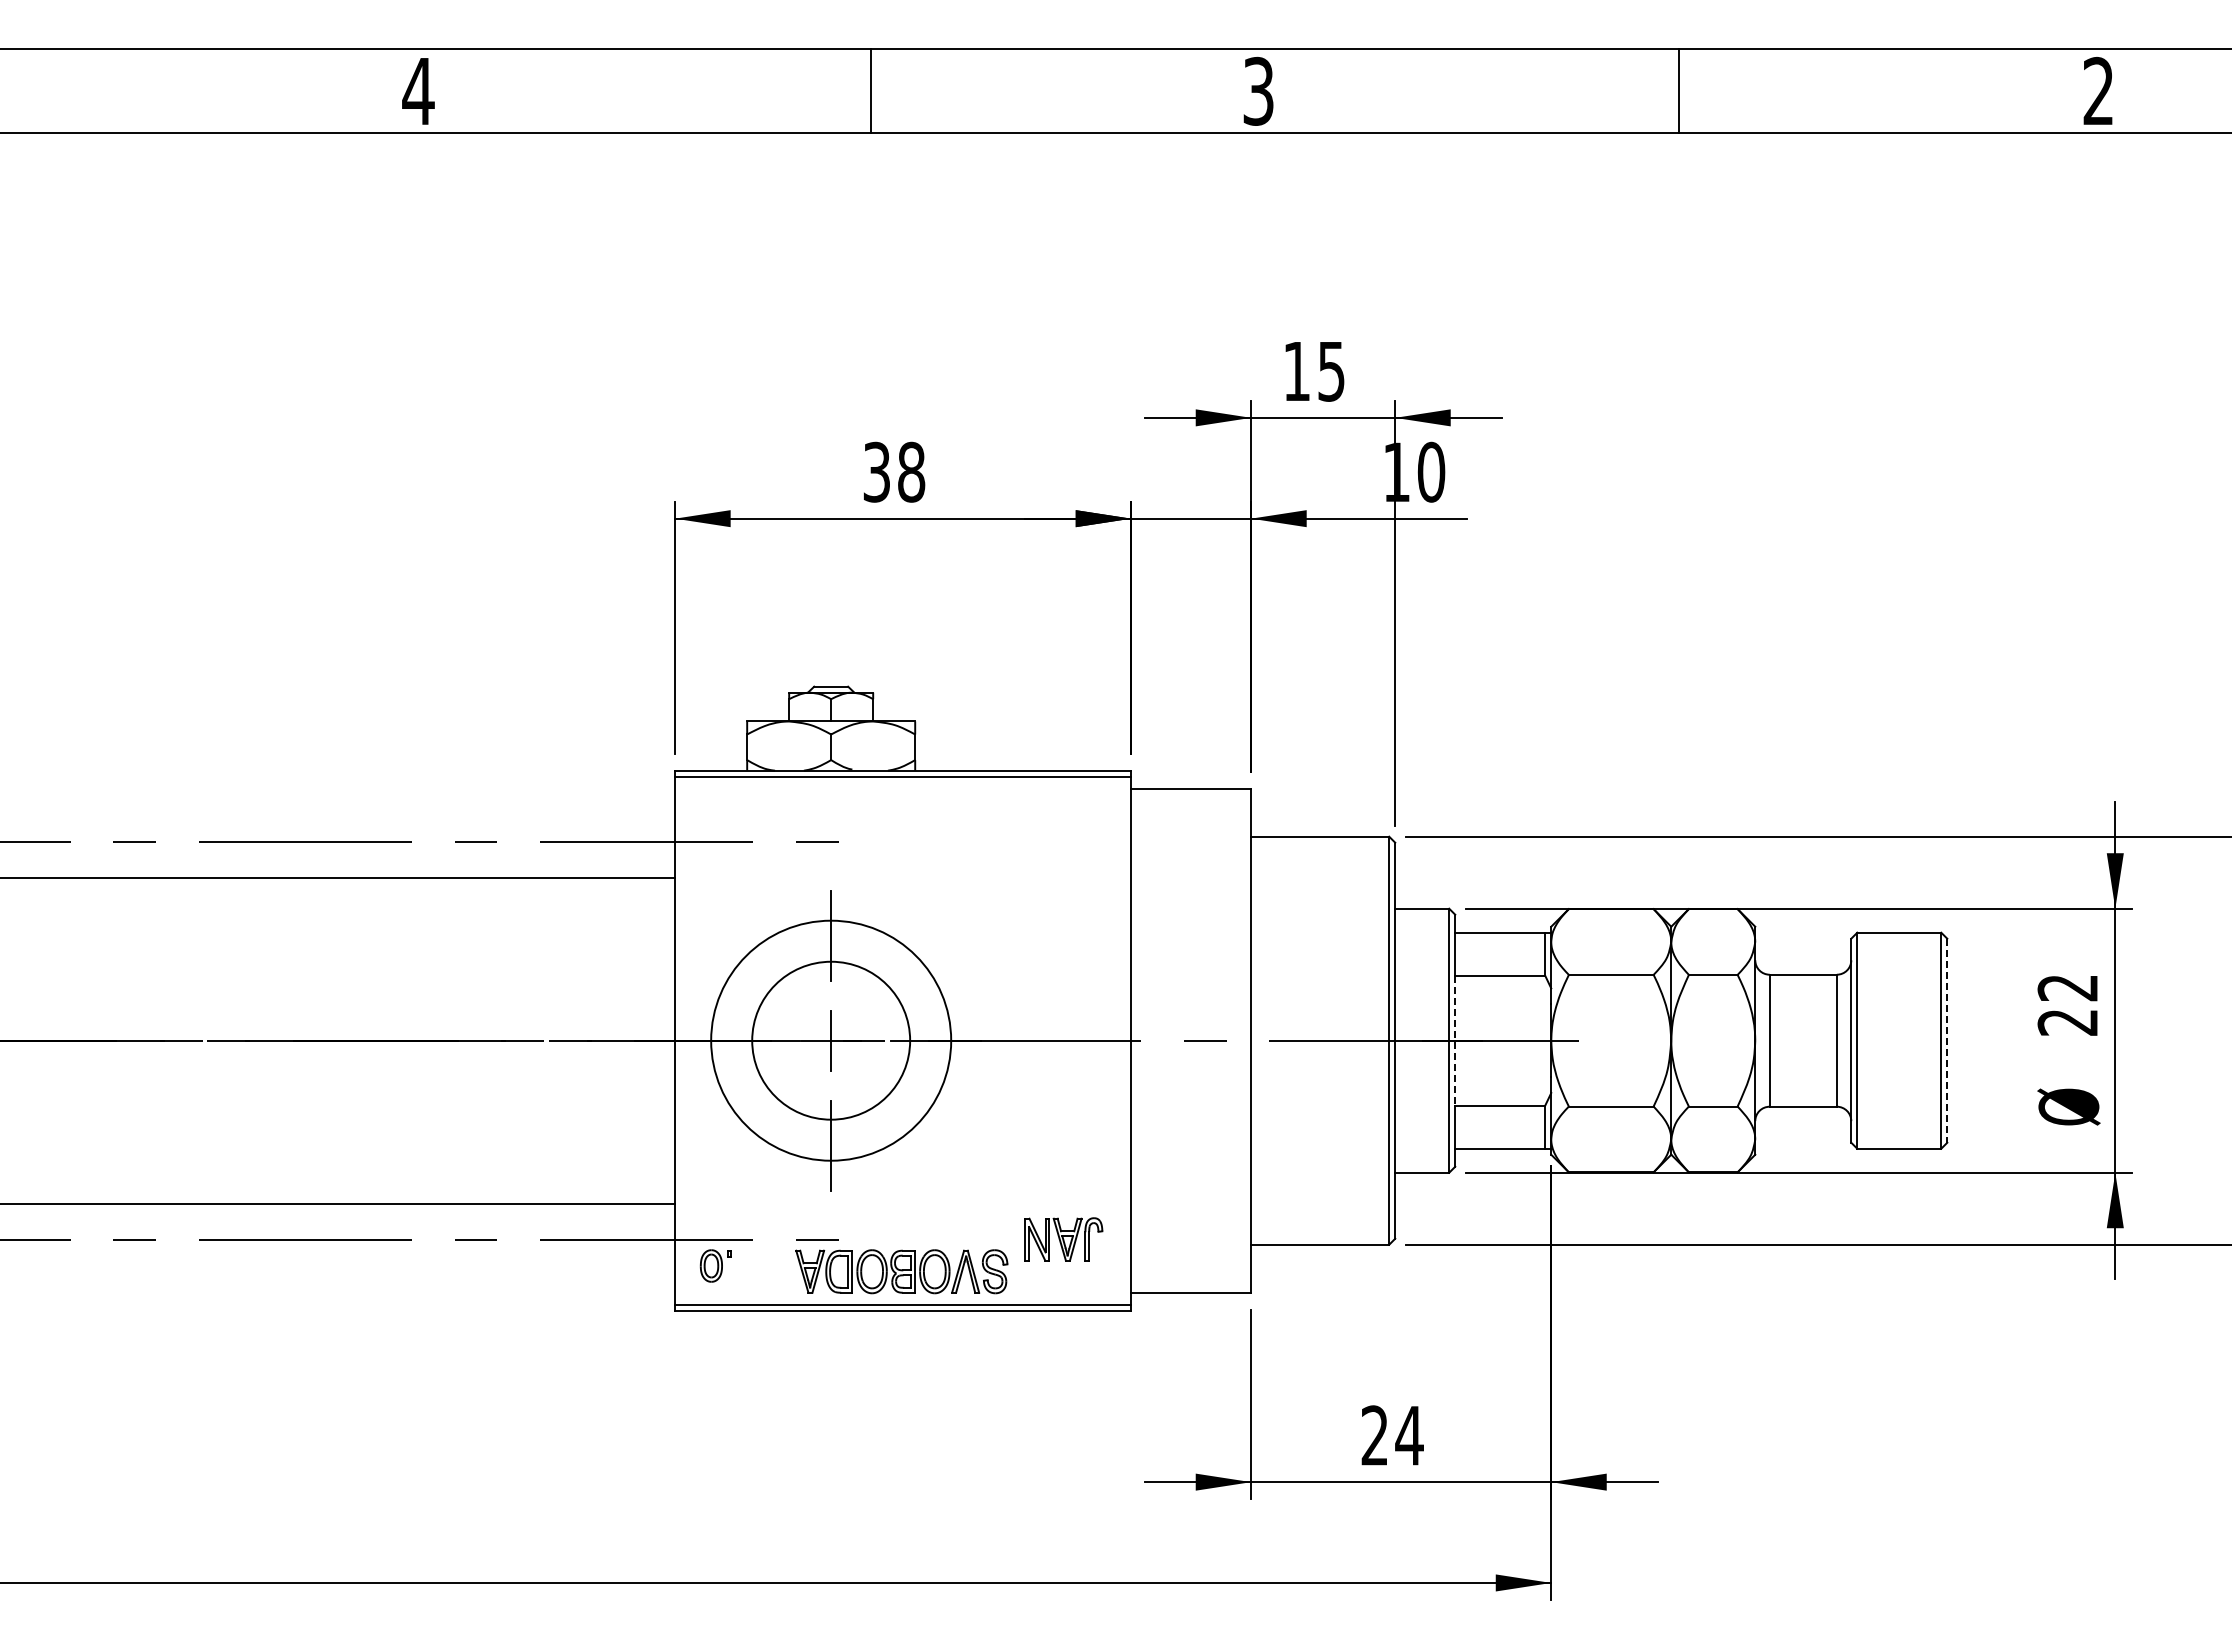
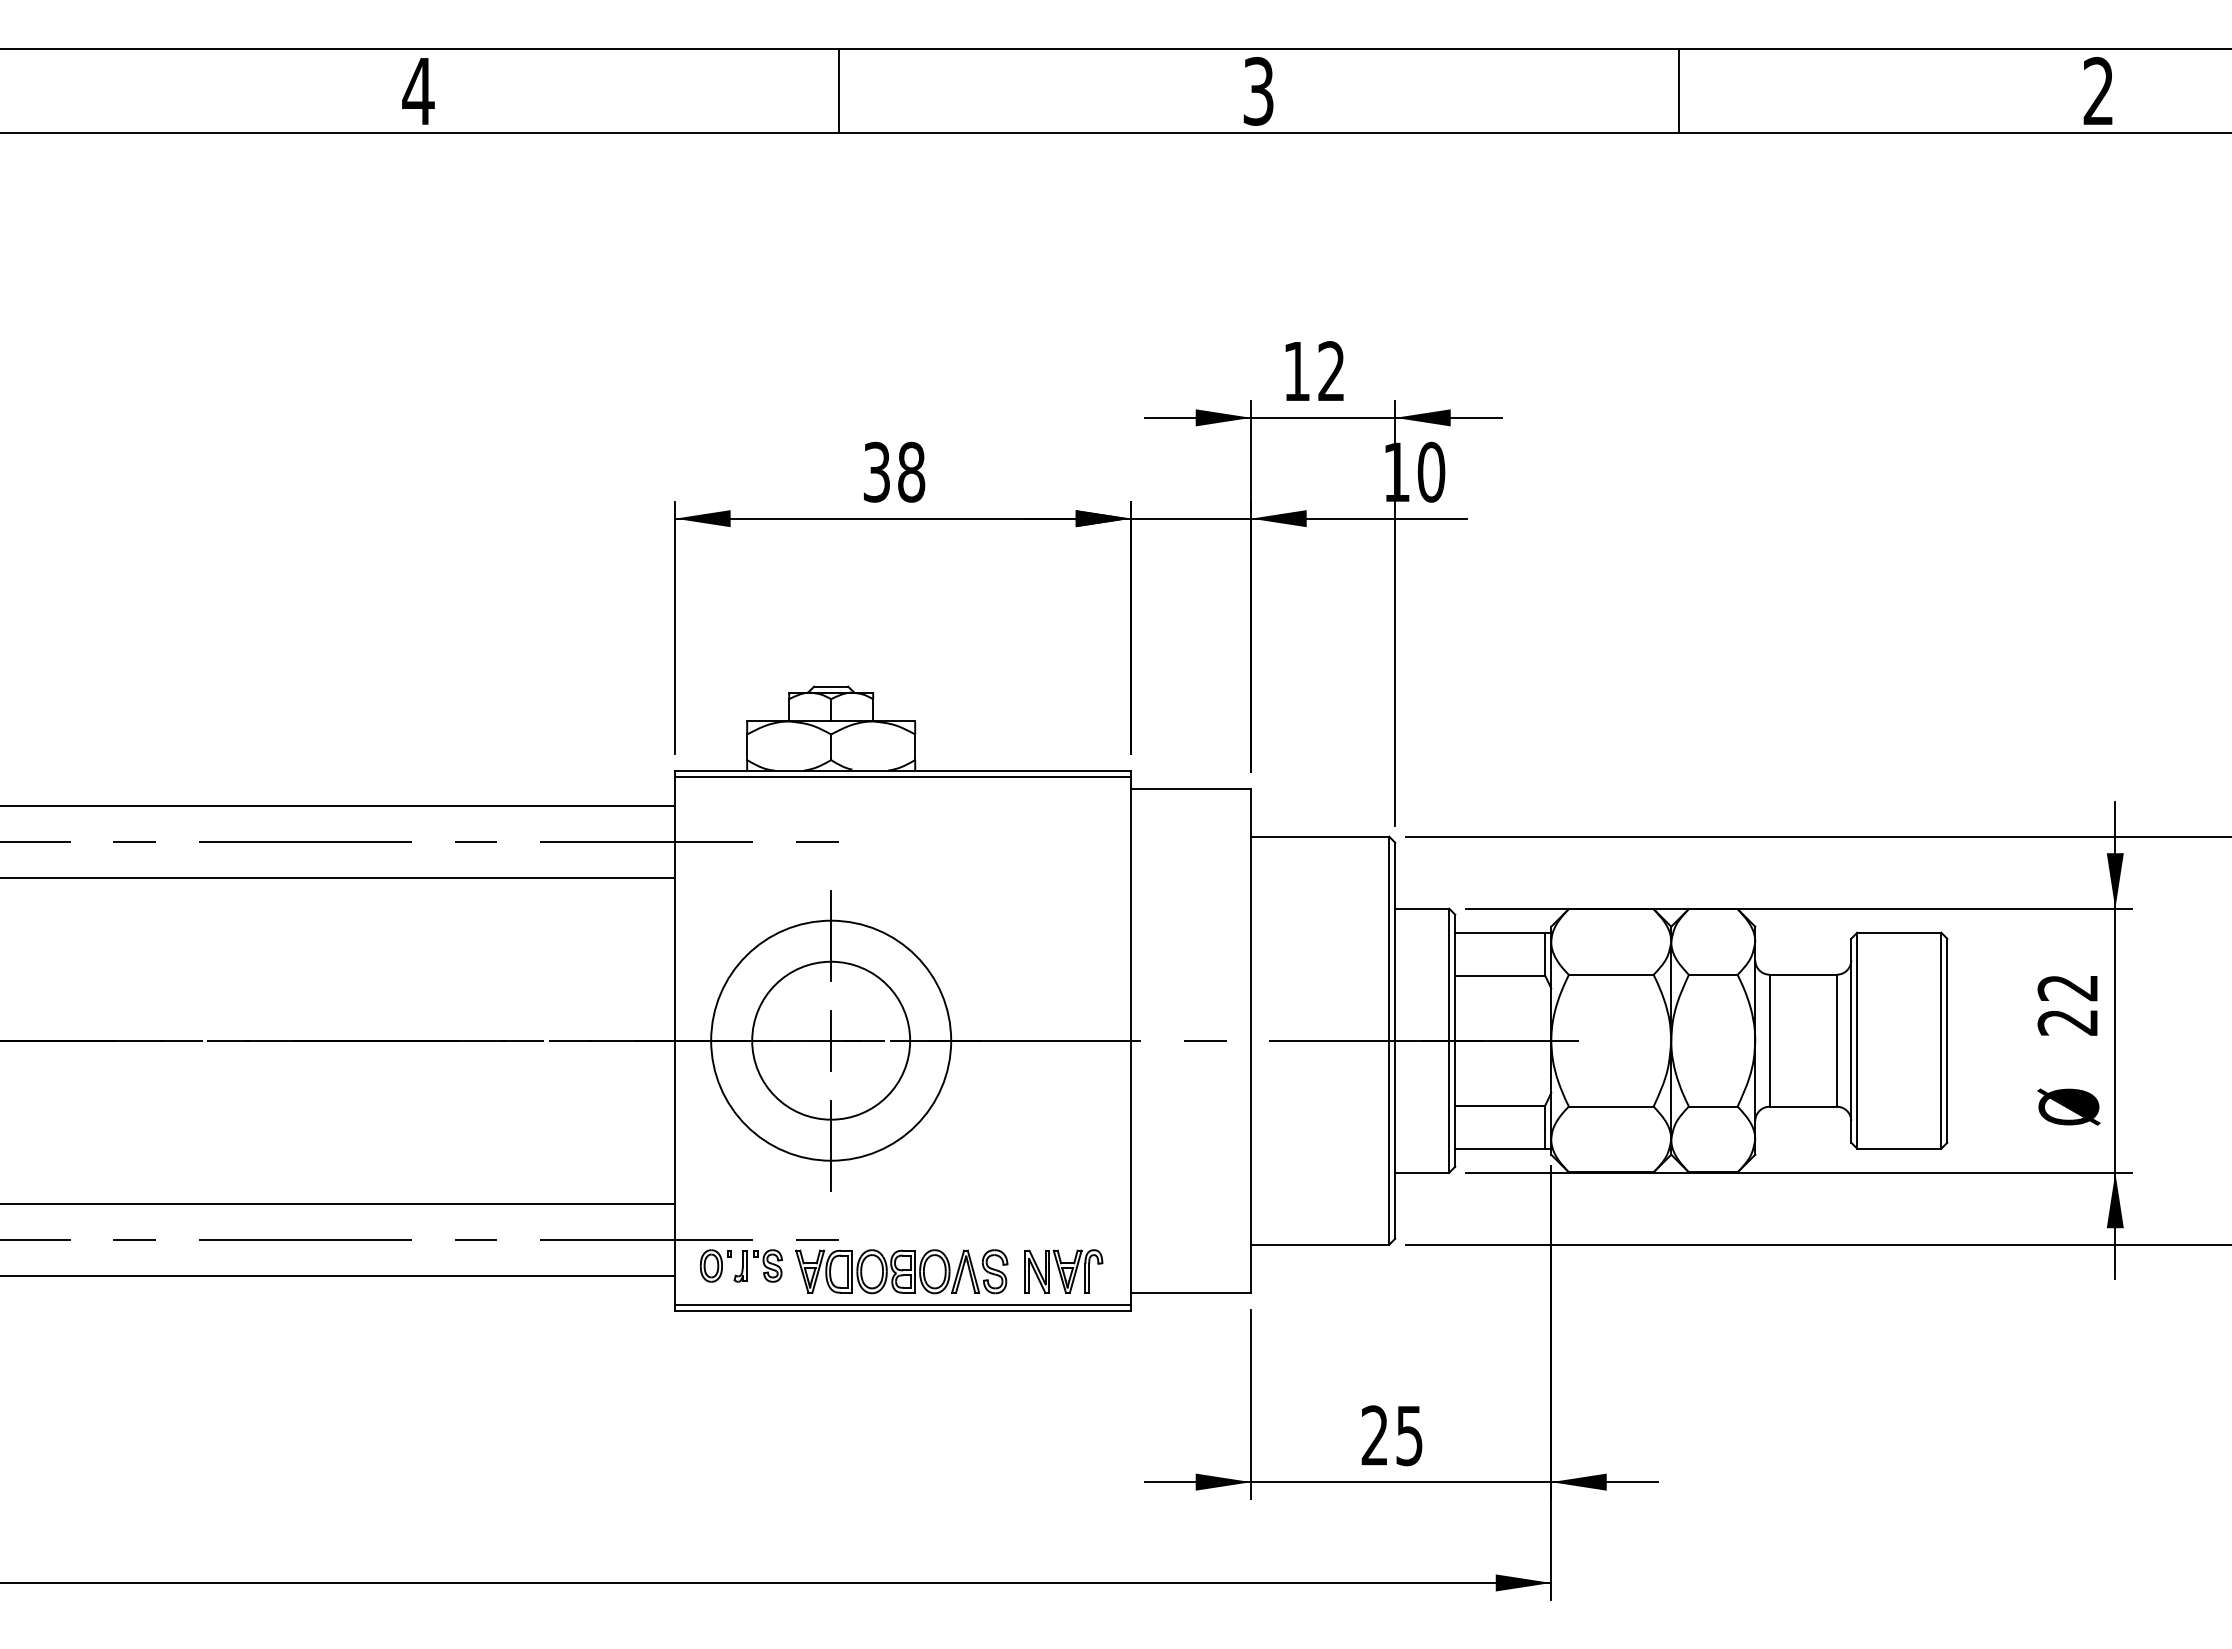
line position: (871, 91) -> (839, 91) (839, 91)
text: 15 -> 12 (1331, 371)
line: none -> present (338, 805)
line: dashed -> solid (1455, 1040)
line: dashed -> solid (1947, 1041)
part position: (1063, 1239) -> (1063, 1271) (1063, 1271)
part: none -> present (757, 1265)
line: none -> present (338, 1275)
text: 24 -> 25 (1409, 1436)
